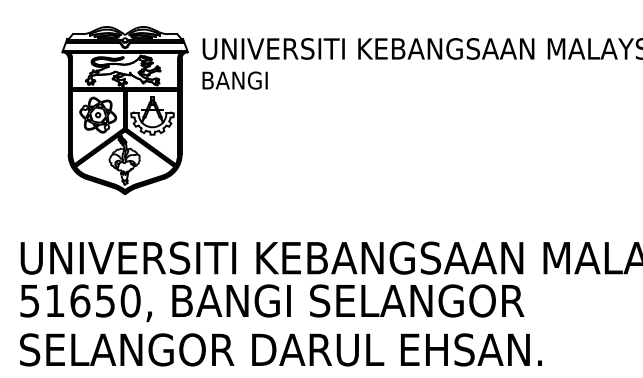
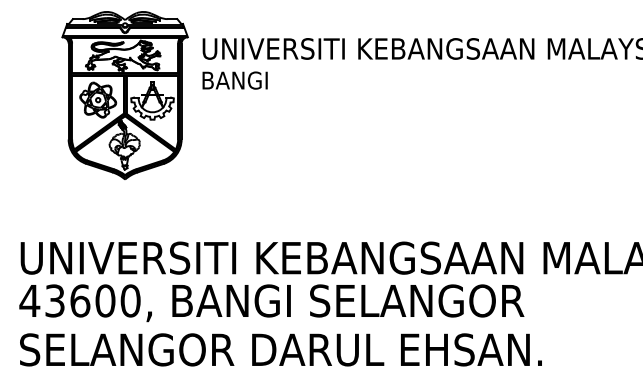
part position: (124, 110) -> (124, 95) (124, 95)
text: 51650, -> 43600, (67, 300)
